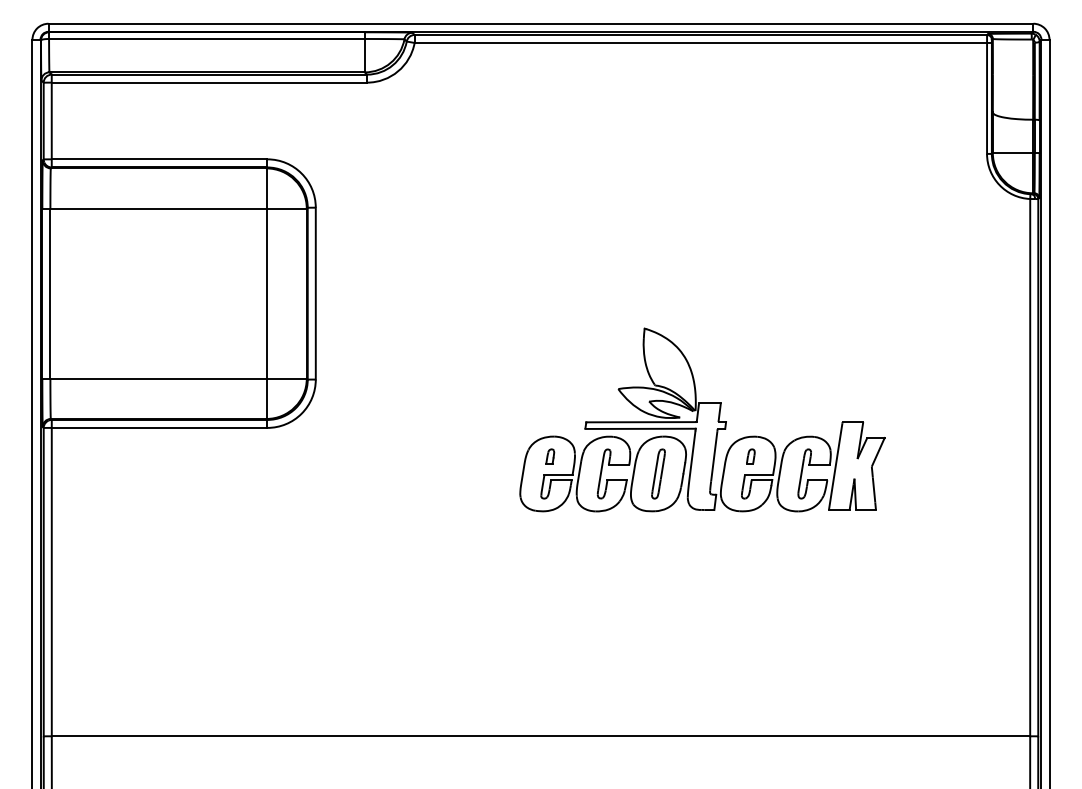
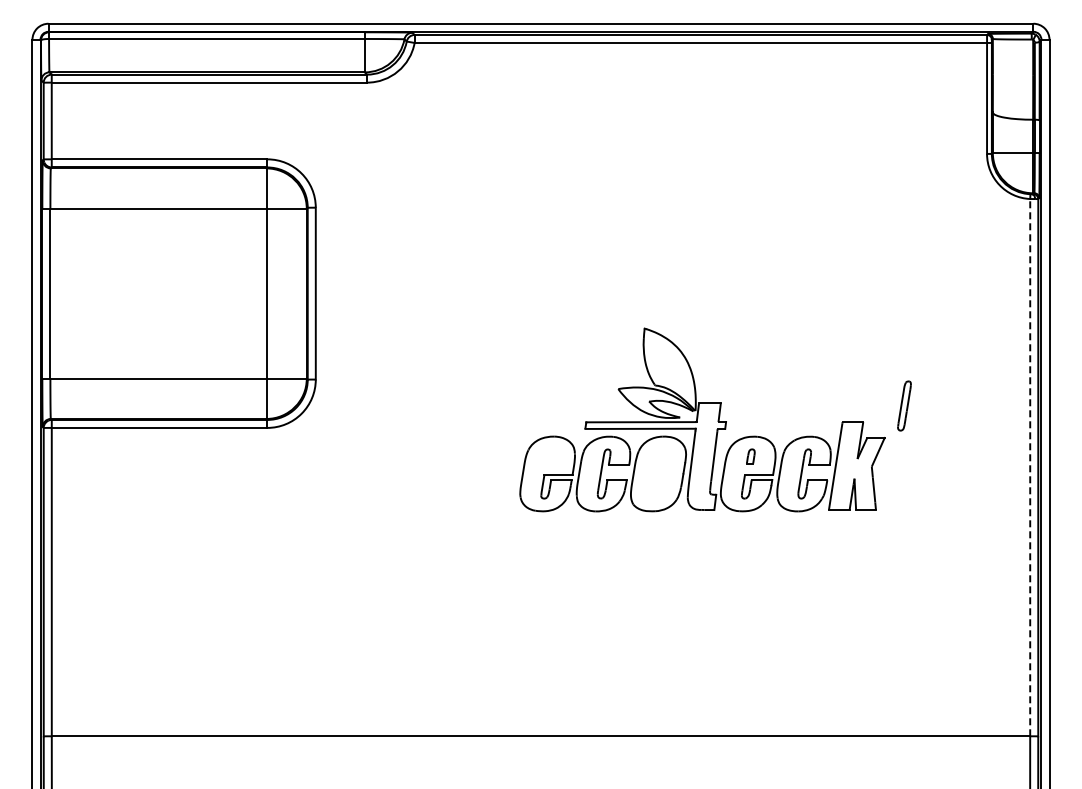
part: present -> none (550, 456)
line: solid -> dashed (1030, 467)
part position: (658, 473) -> (904, 405) (904, 405)
